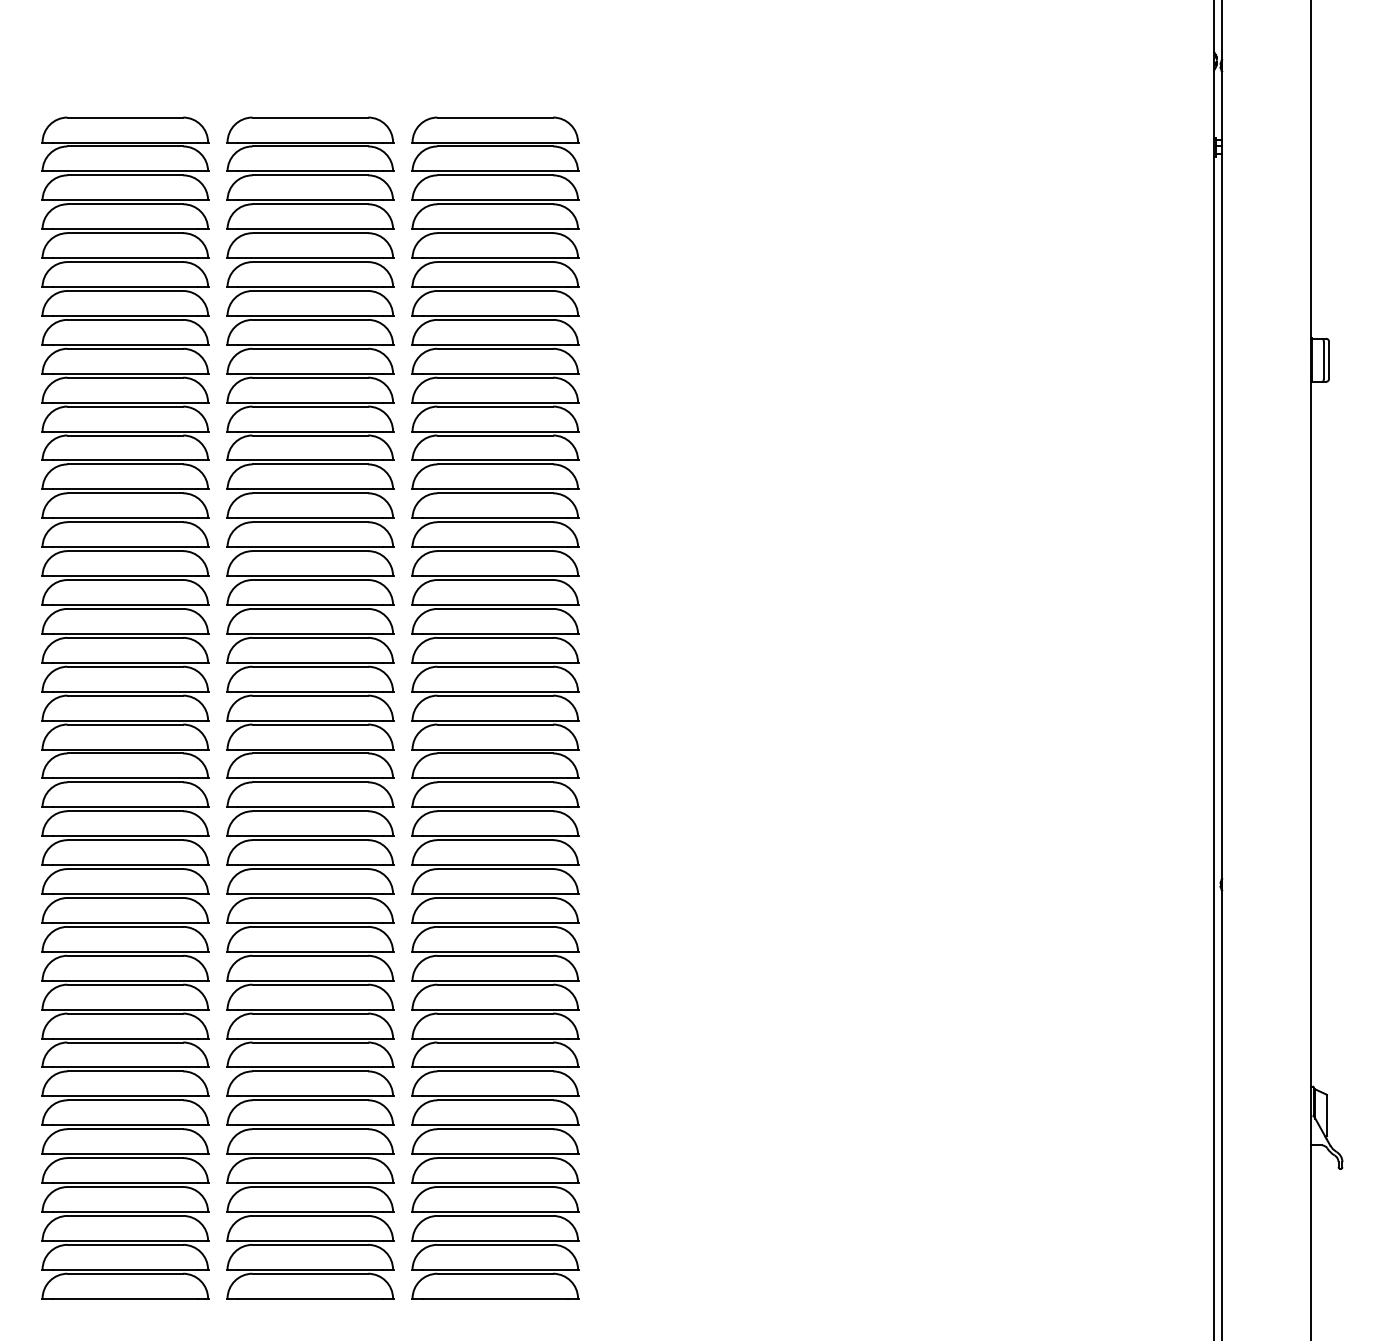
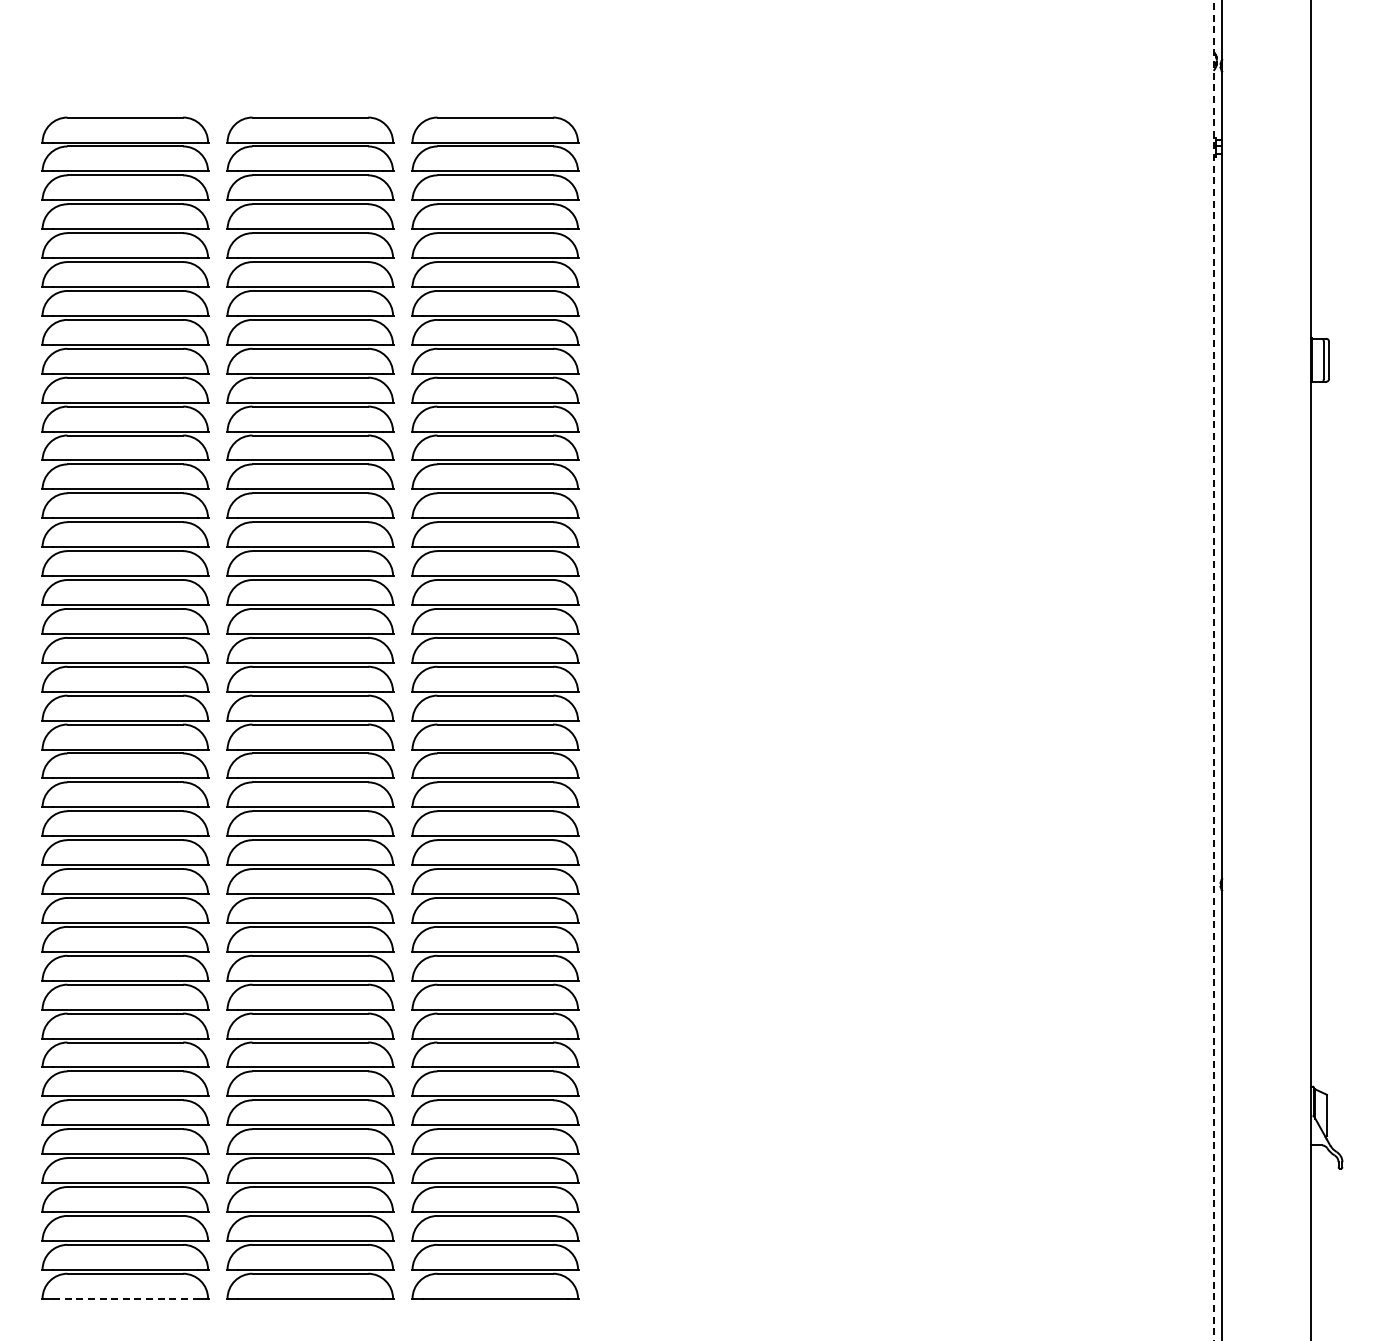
line: solid -> dashed (1213, 670)
line: solid -> dashed (125, 1298)
